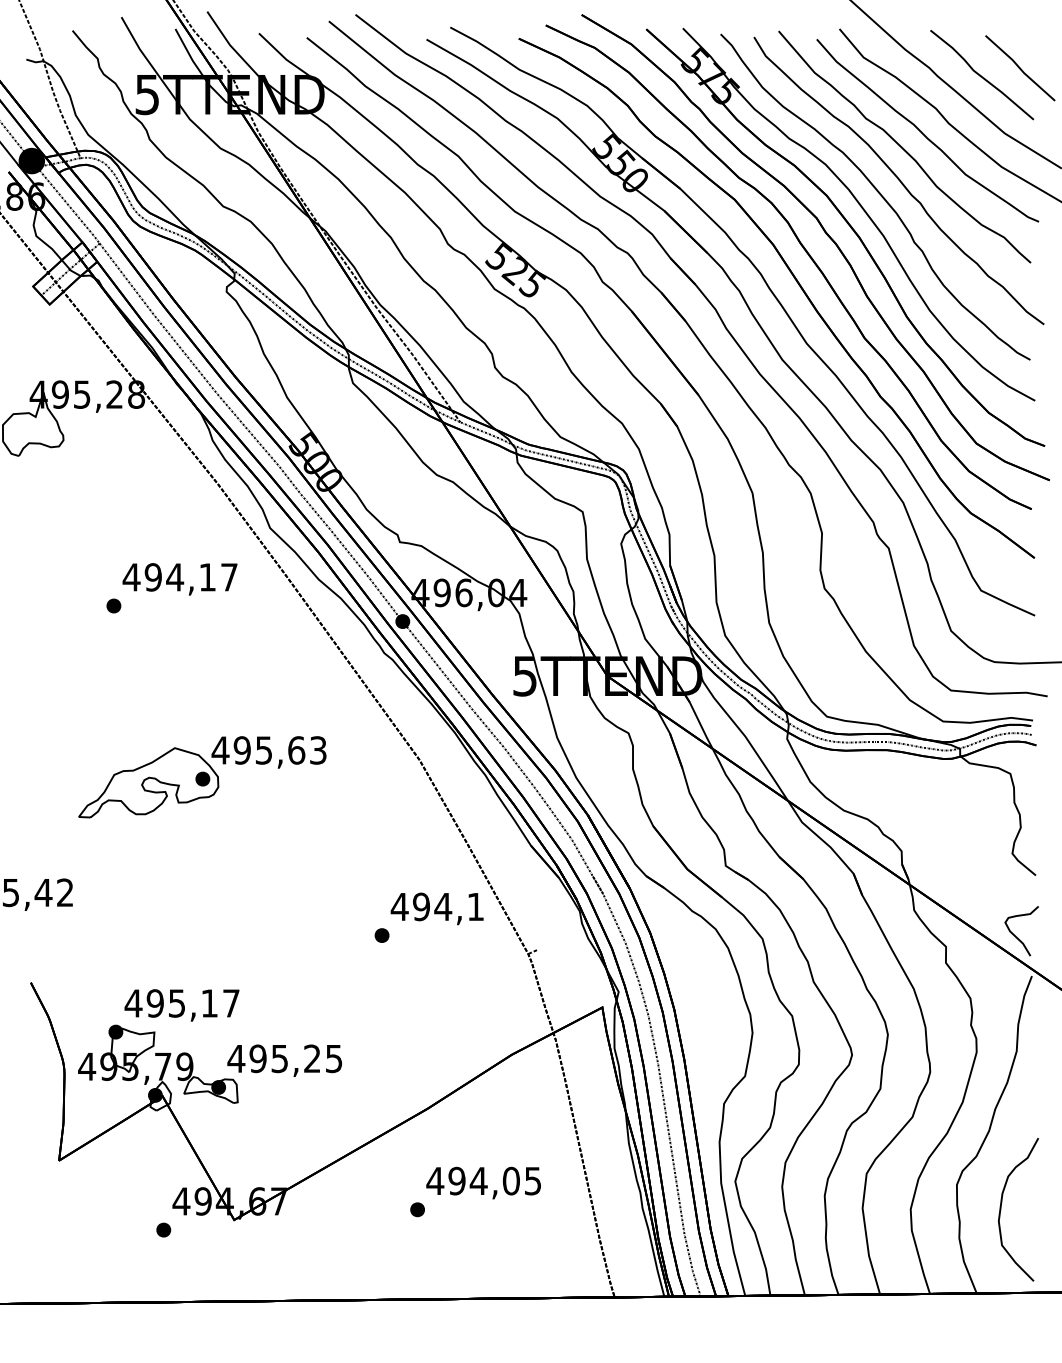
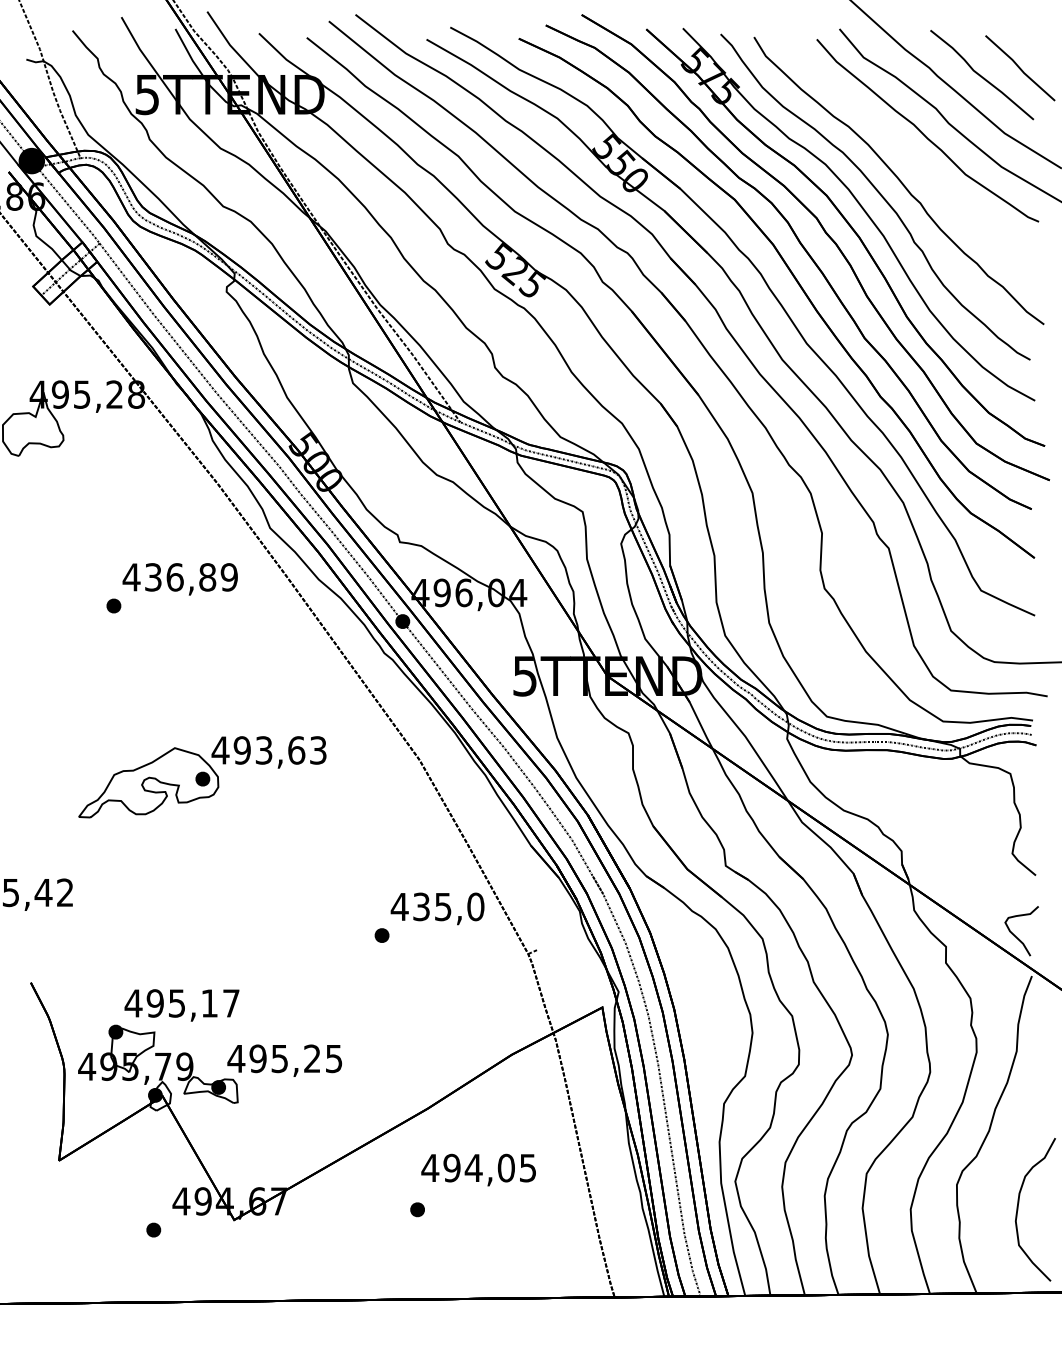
part: present -> none (904, 146)
text: 494,17 -> 436,89 (190, 577)
text: 495,63 -> 493,63 (264, 749)
text: 494,1 -> 435,0 (448, 906)
text position: (483, 1182) -> (478, 1169) (478, 1169)
curve position: (1001, 1209) -> (1018, 1209) (1018, 1209)
part position: (163, 1229) -> (153, 1229) (153, 1229)
